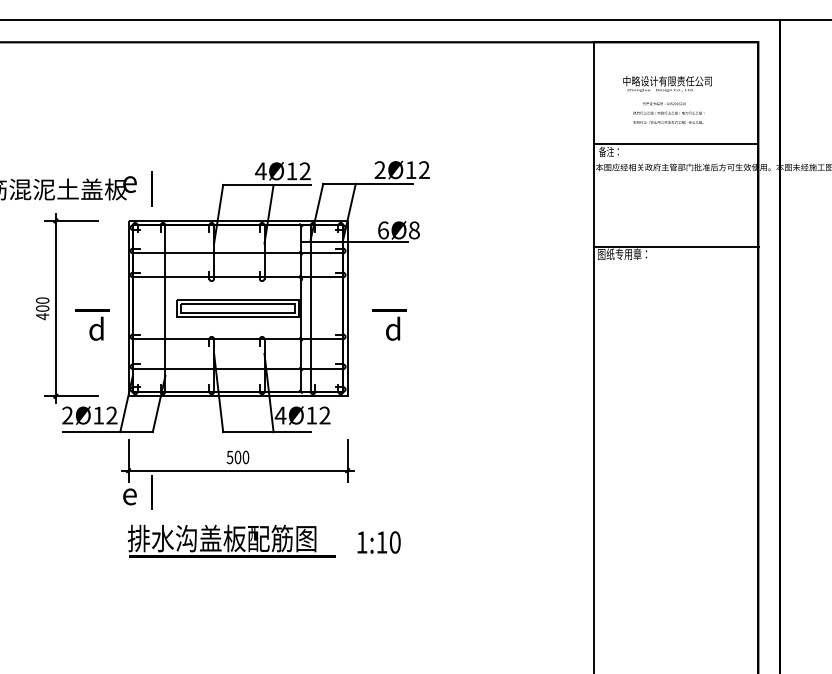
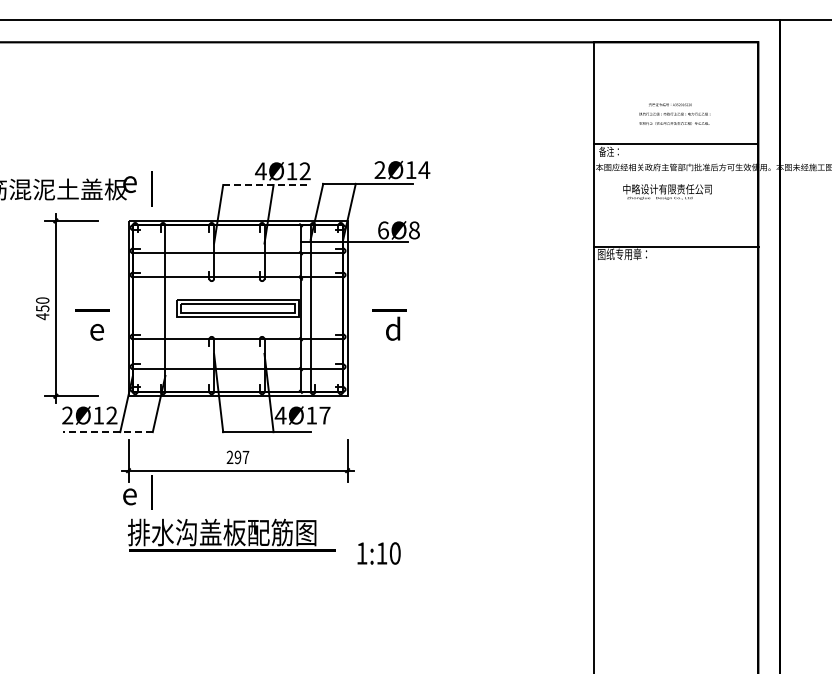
text position: (667, 83) -> (667, 191) (667, 191)
text position: (668, 112) -> (674, 113) (674, 113)
text: 2Ø12 -> 2Ø14 (424, 169)
line: solid -> dashed (267, 185)
text: 400 -> 450 (42, 308)
text: d -> e (96, 328)
text: 4Ø12 -> 4Ø17 (324, 415)
line: solid -> dashed (107, 432)
text: 500 -> 297 (237, 457)
text position: (231, 540) -> (231, 534) (231, 534)
text position: (378, 542) -> (378, 553) (378, 553)
